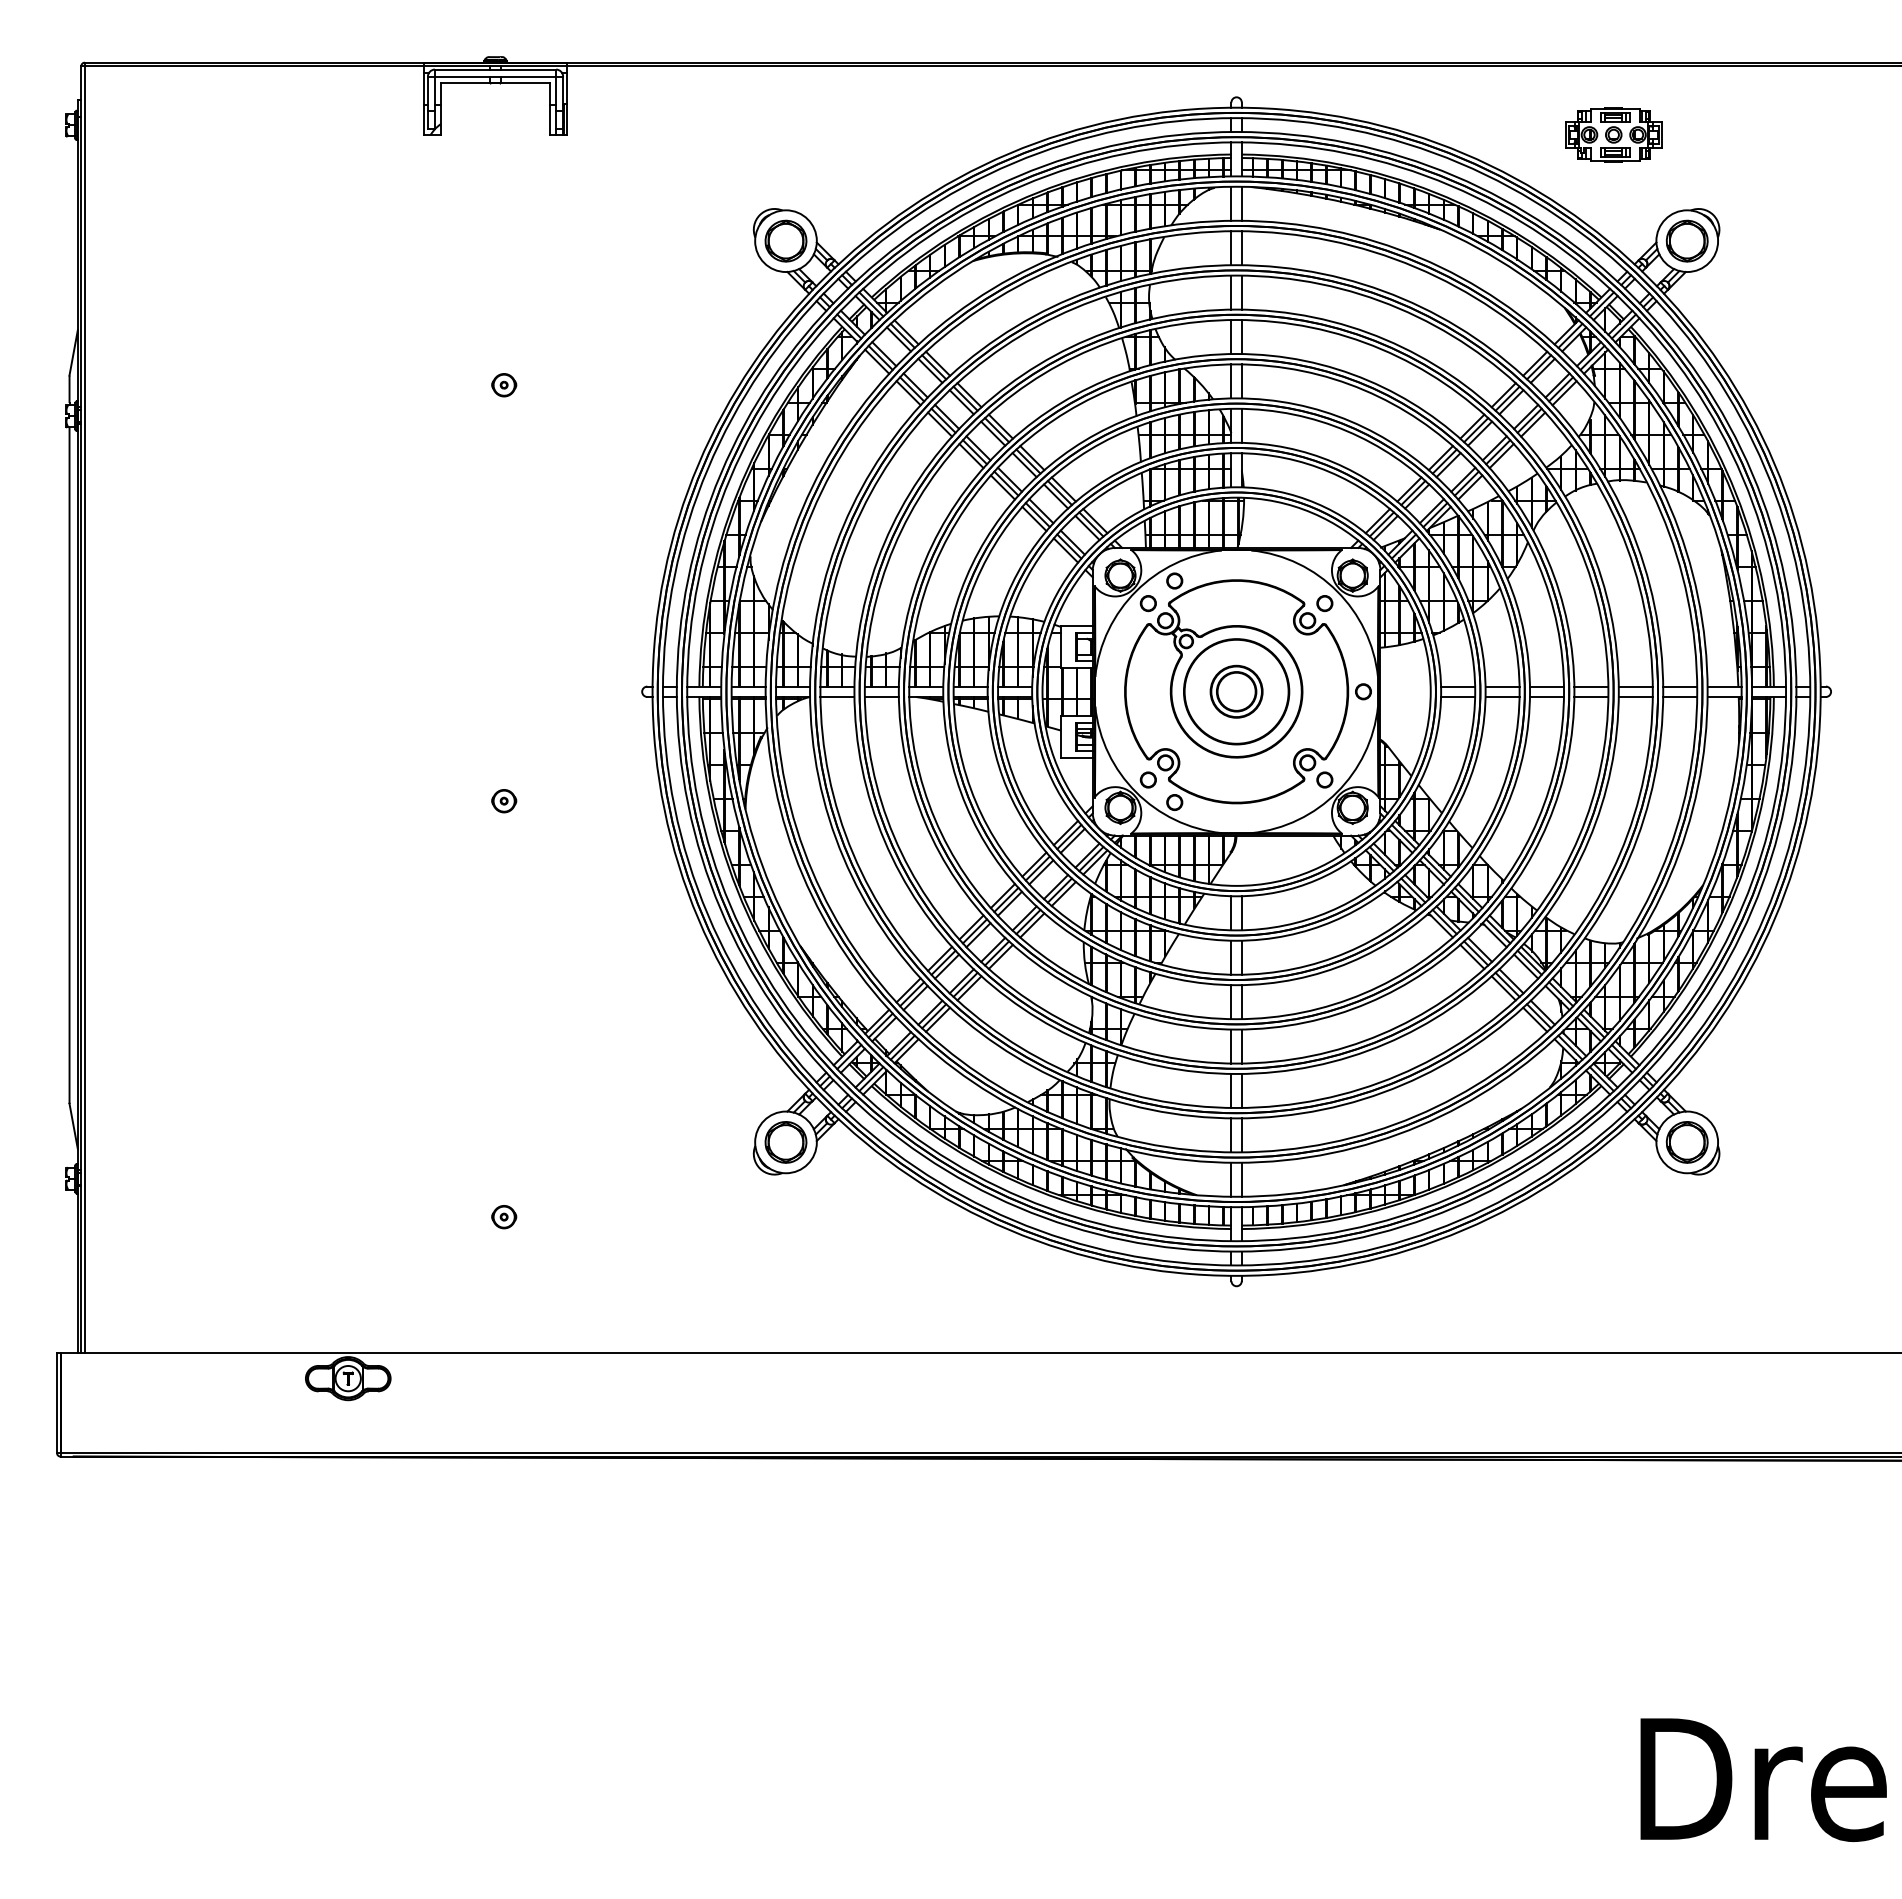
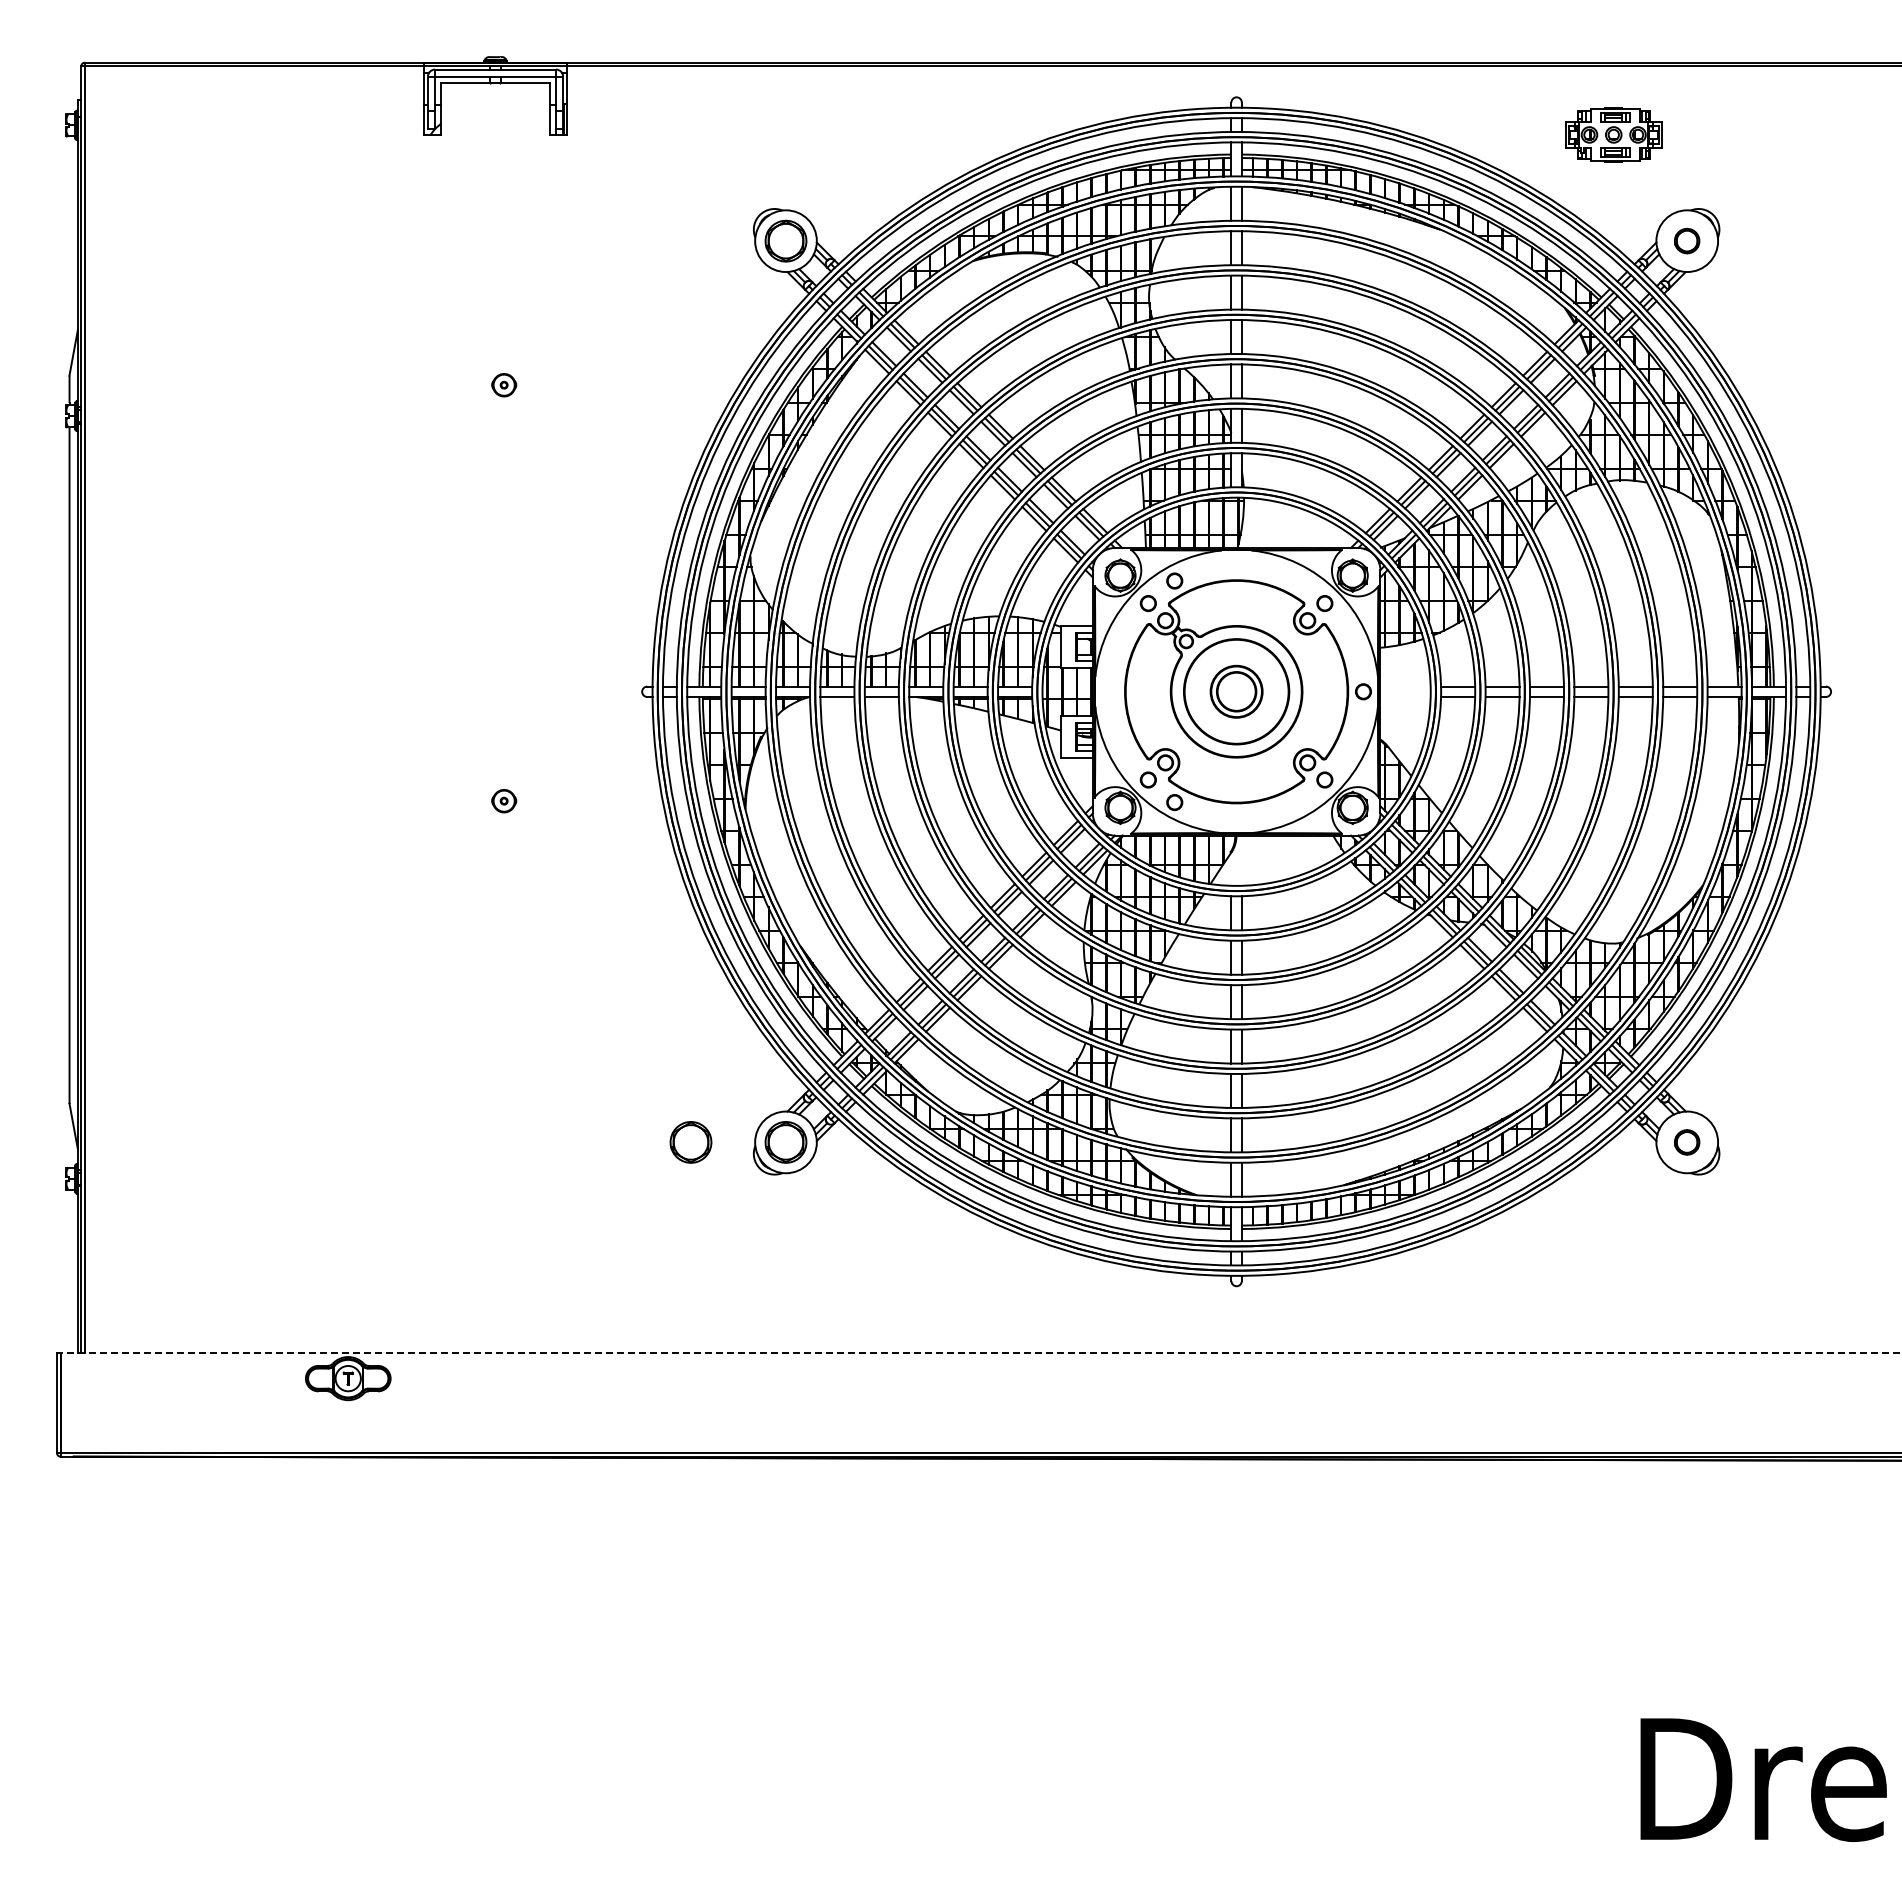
part size: 44x44 px -> 27x28 px (1687, 240)
part: none -> present (690, 1142)
part size: 44x43 px -> 27x27 px (1687, 1142)
part: present -> none (504, 1217)
line: solid -> dashed (980, 1353)
